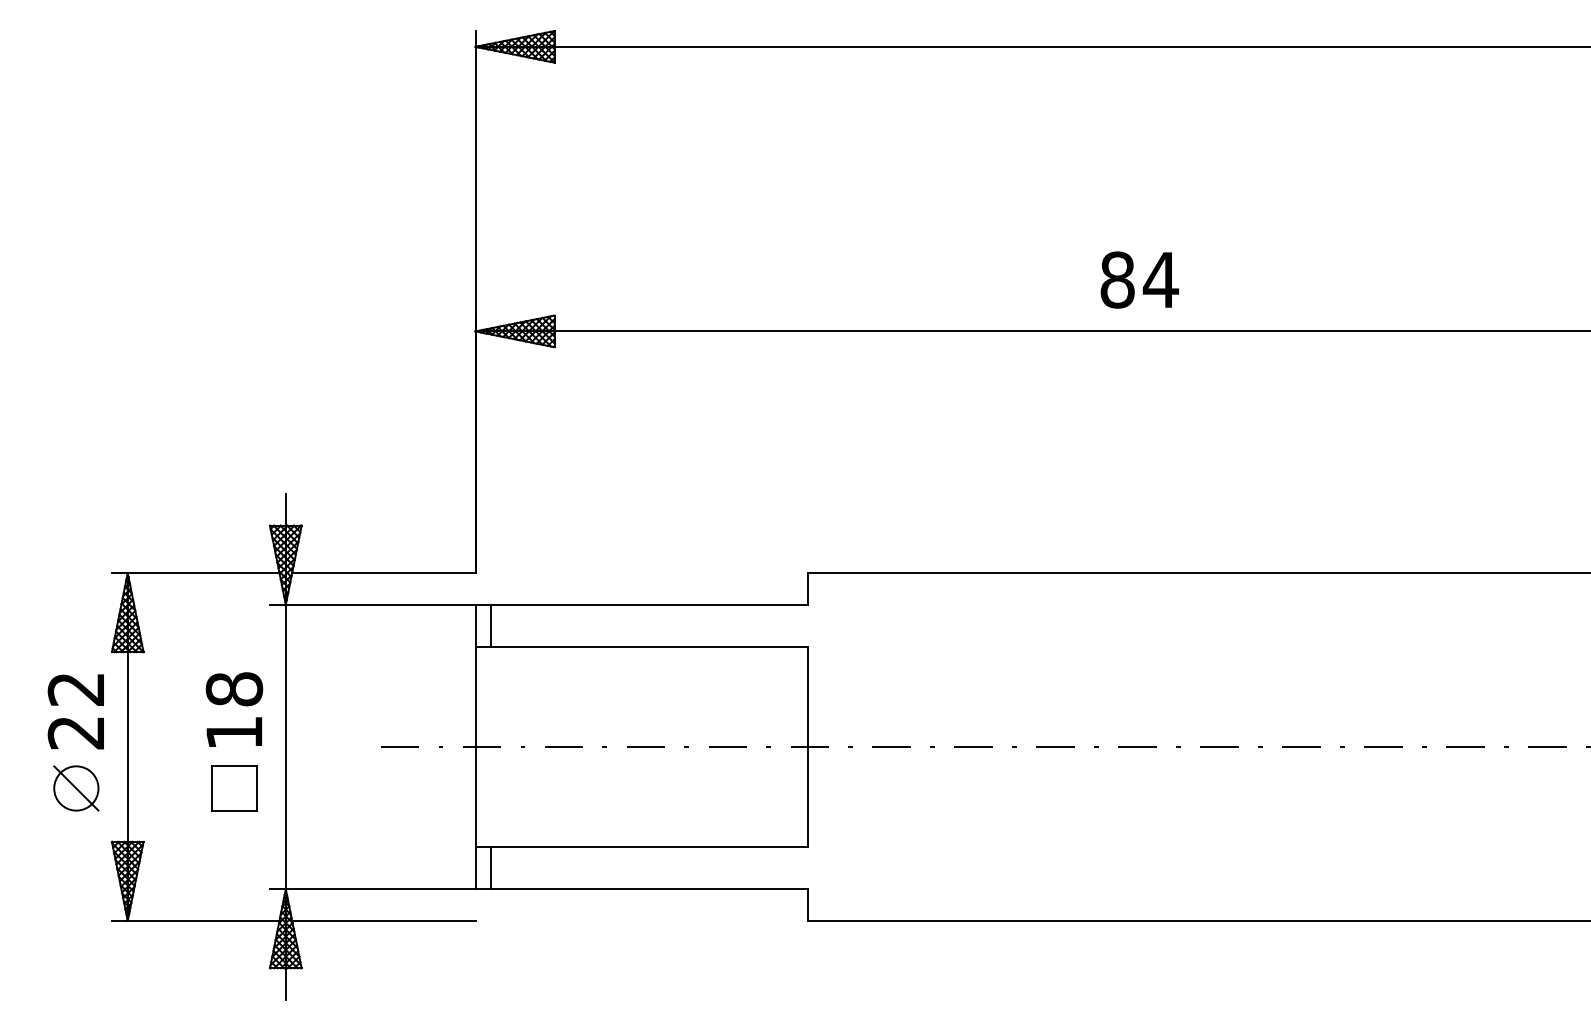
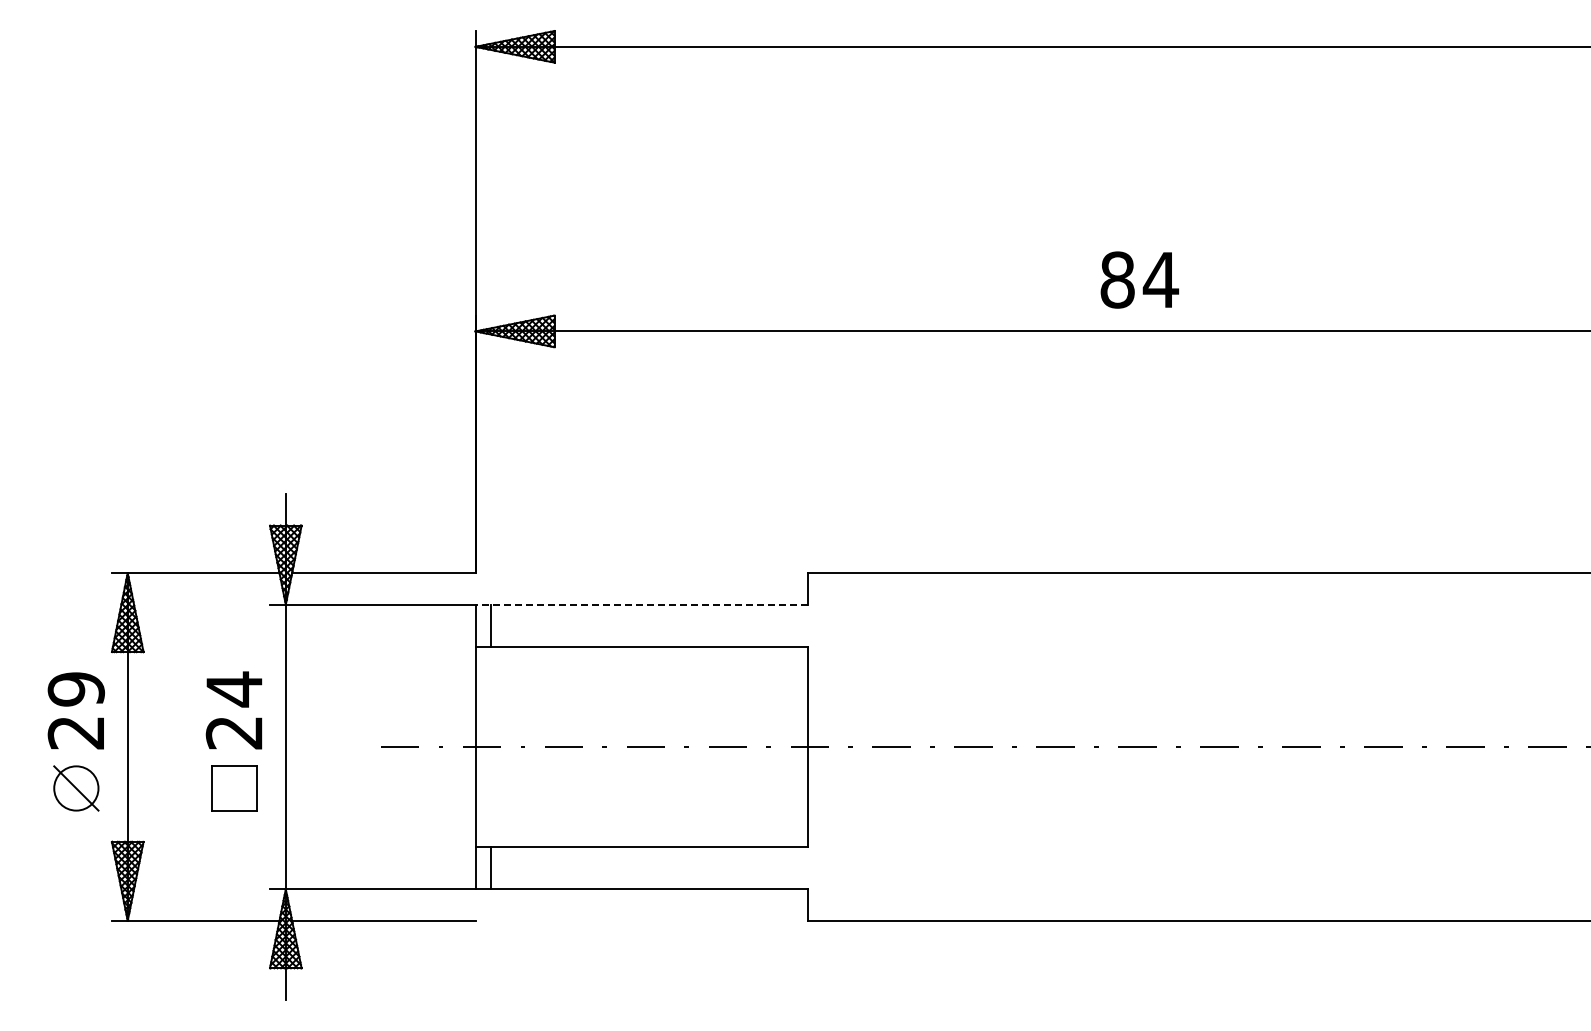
line: solid -> dashed (641, 604)
text: 22 -> 29 (75, 689)
text: 18 -> 24 (234, 710)
